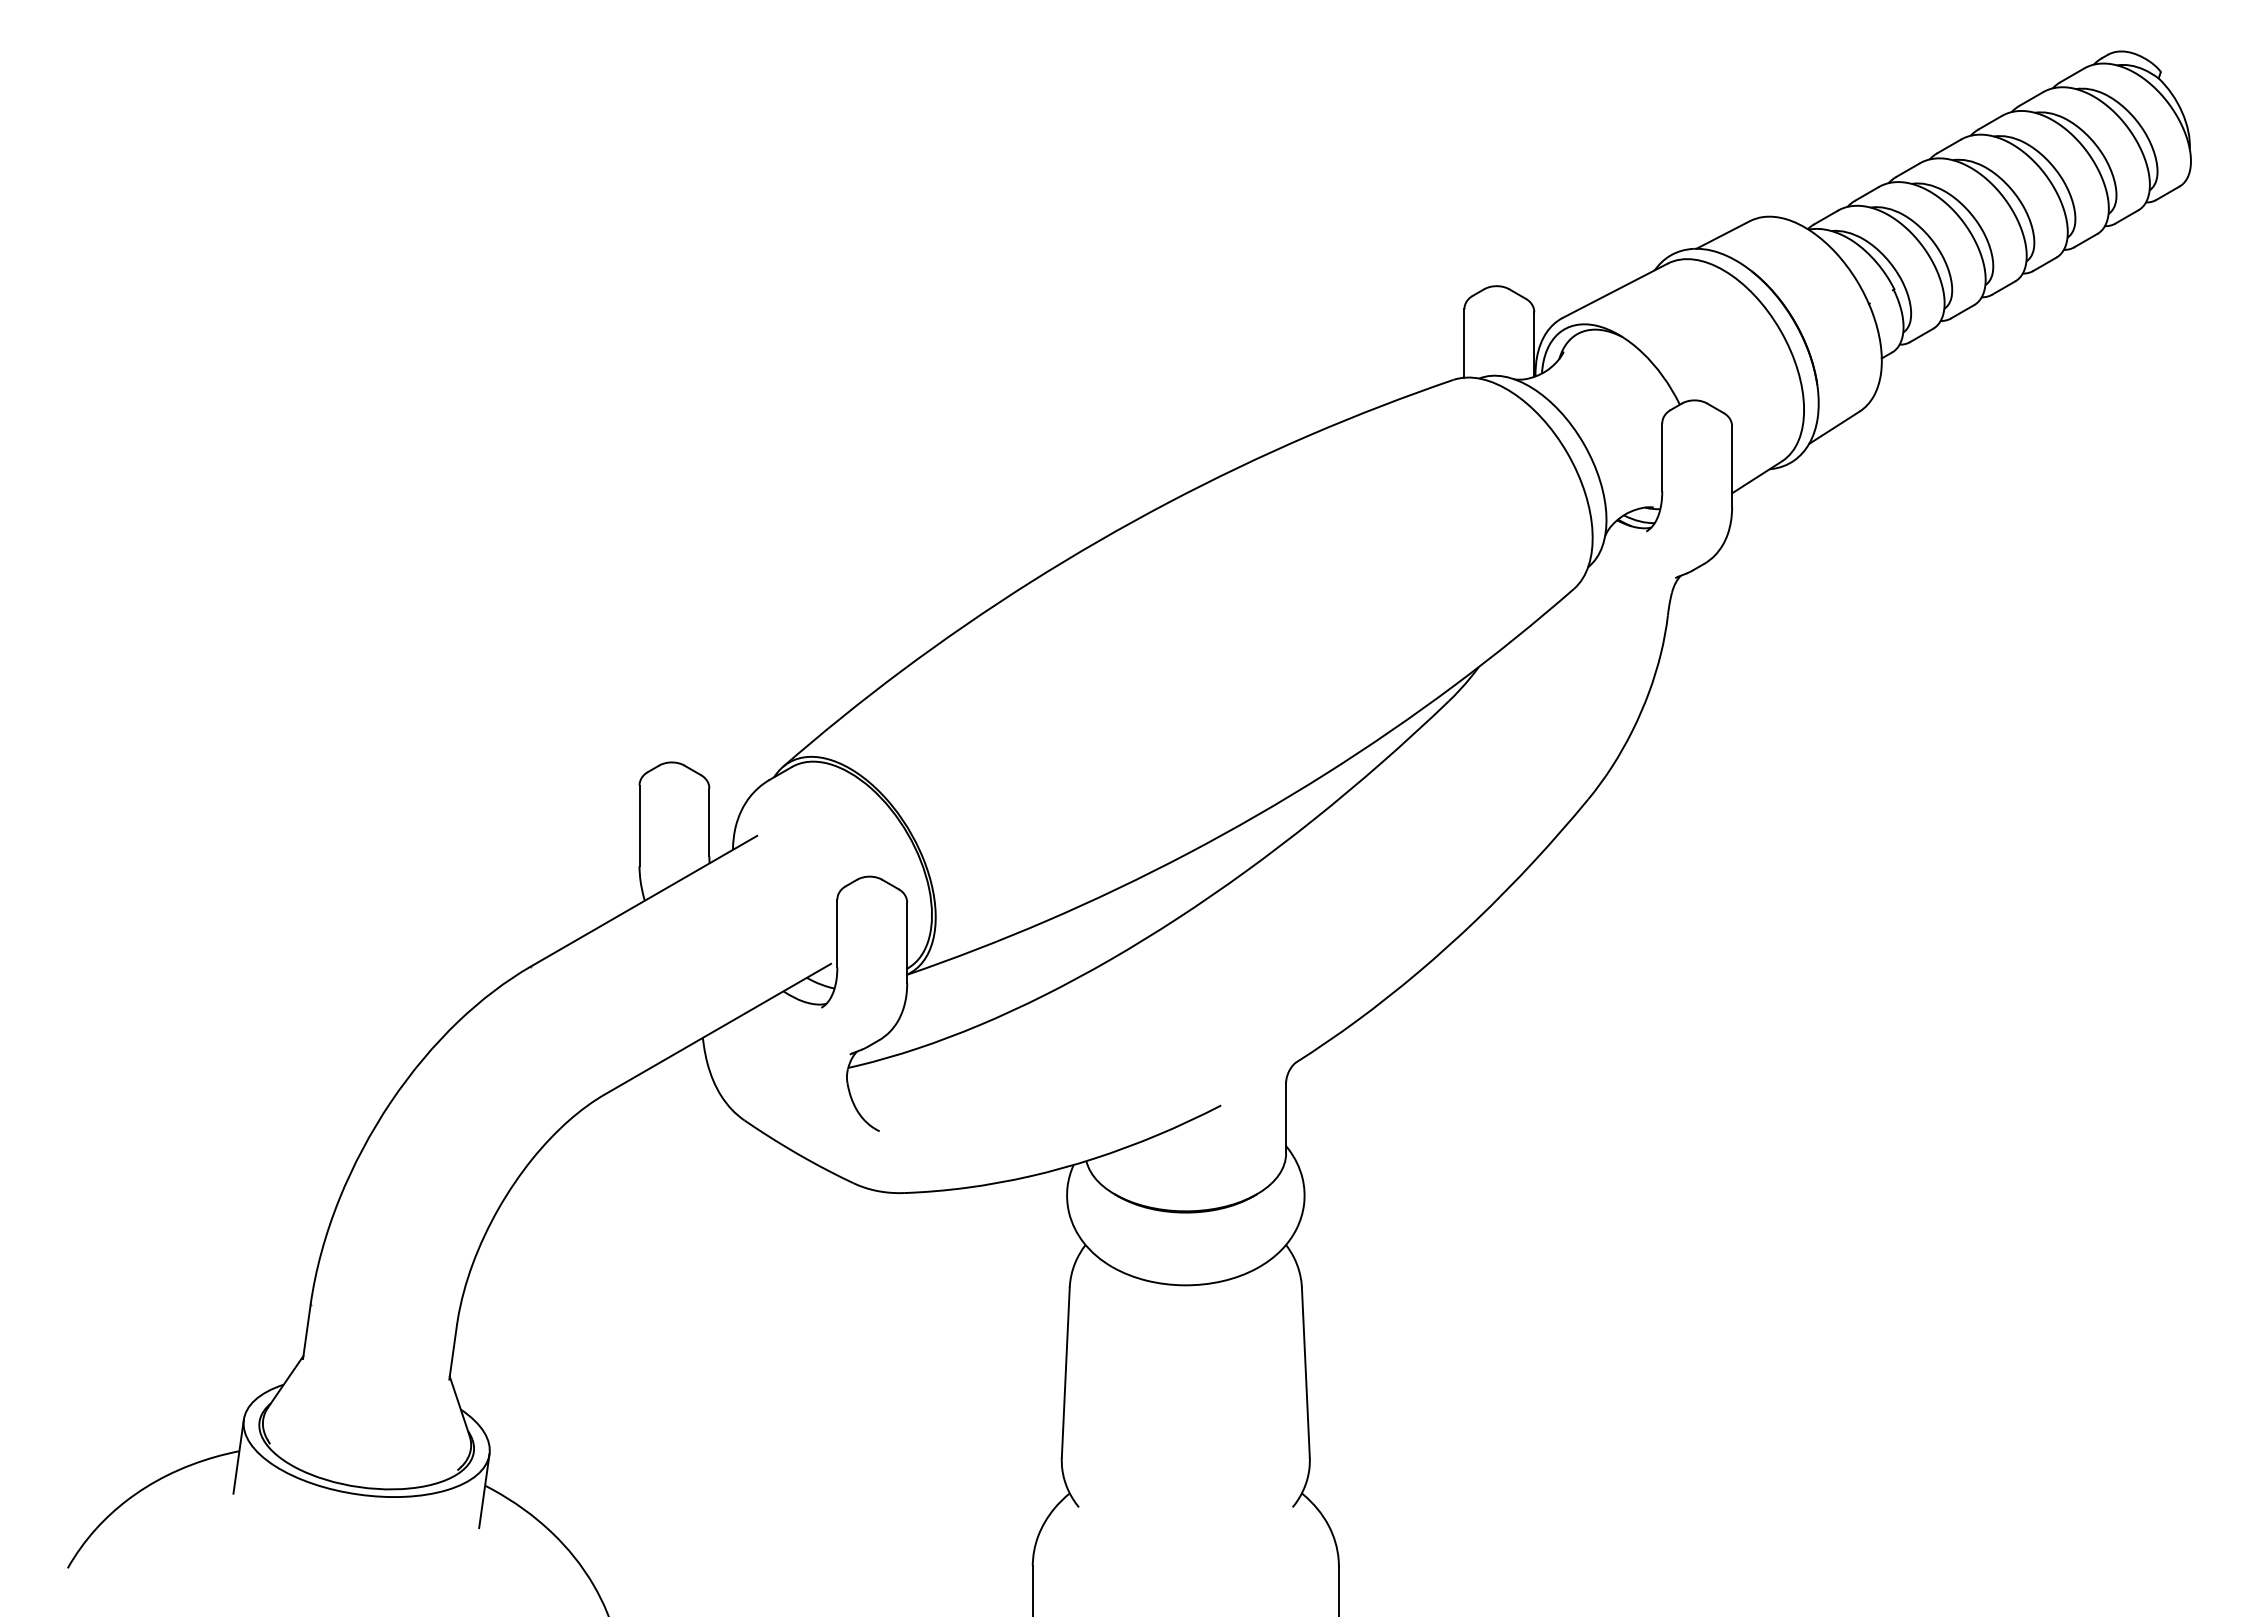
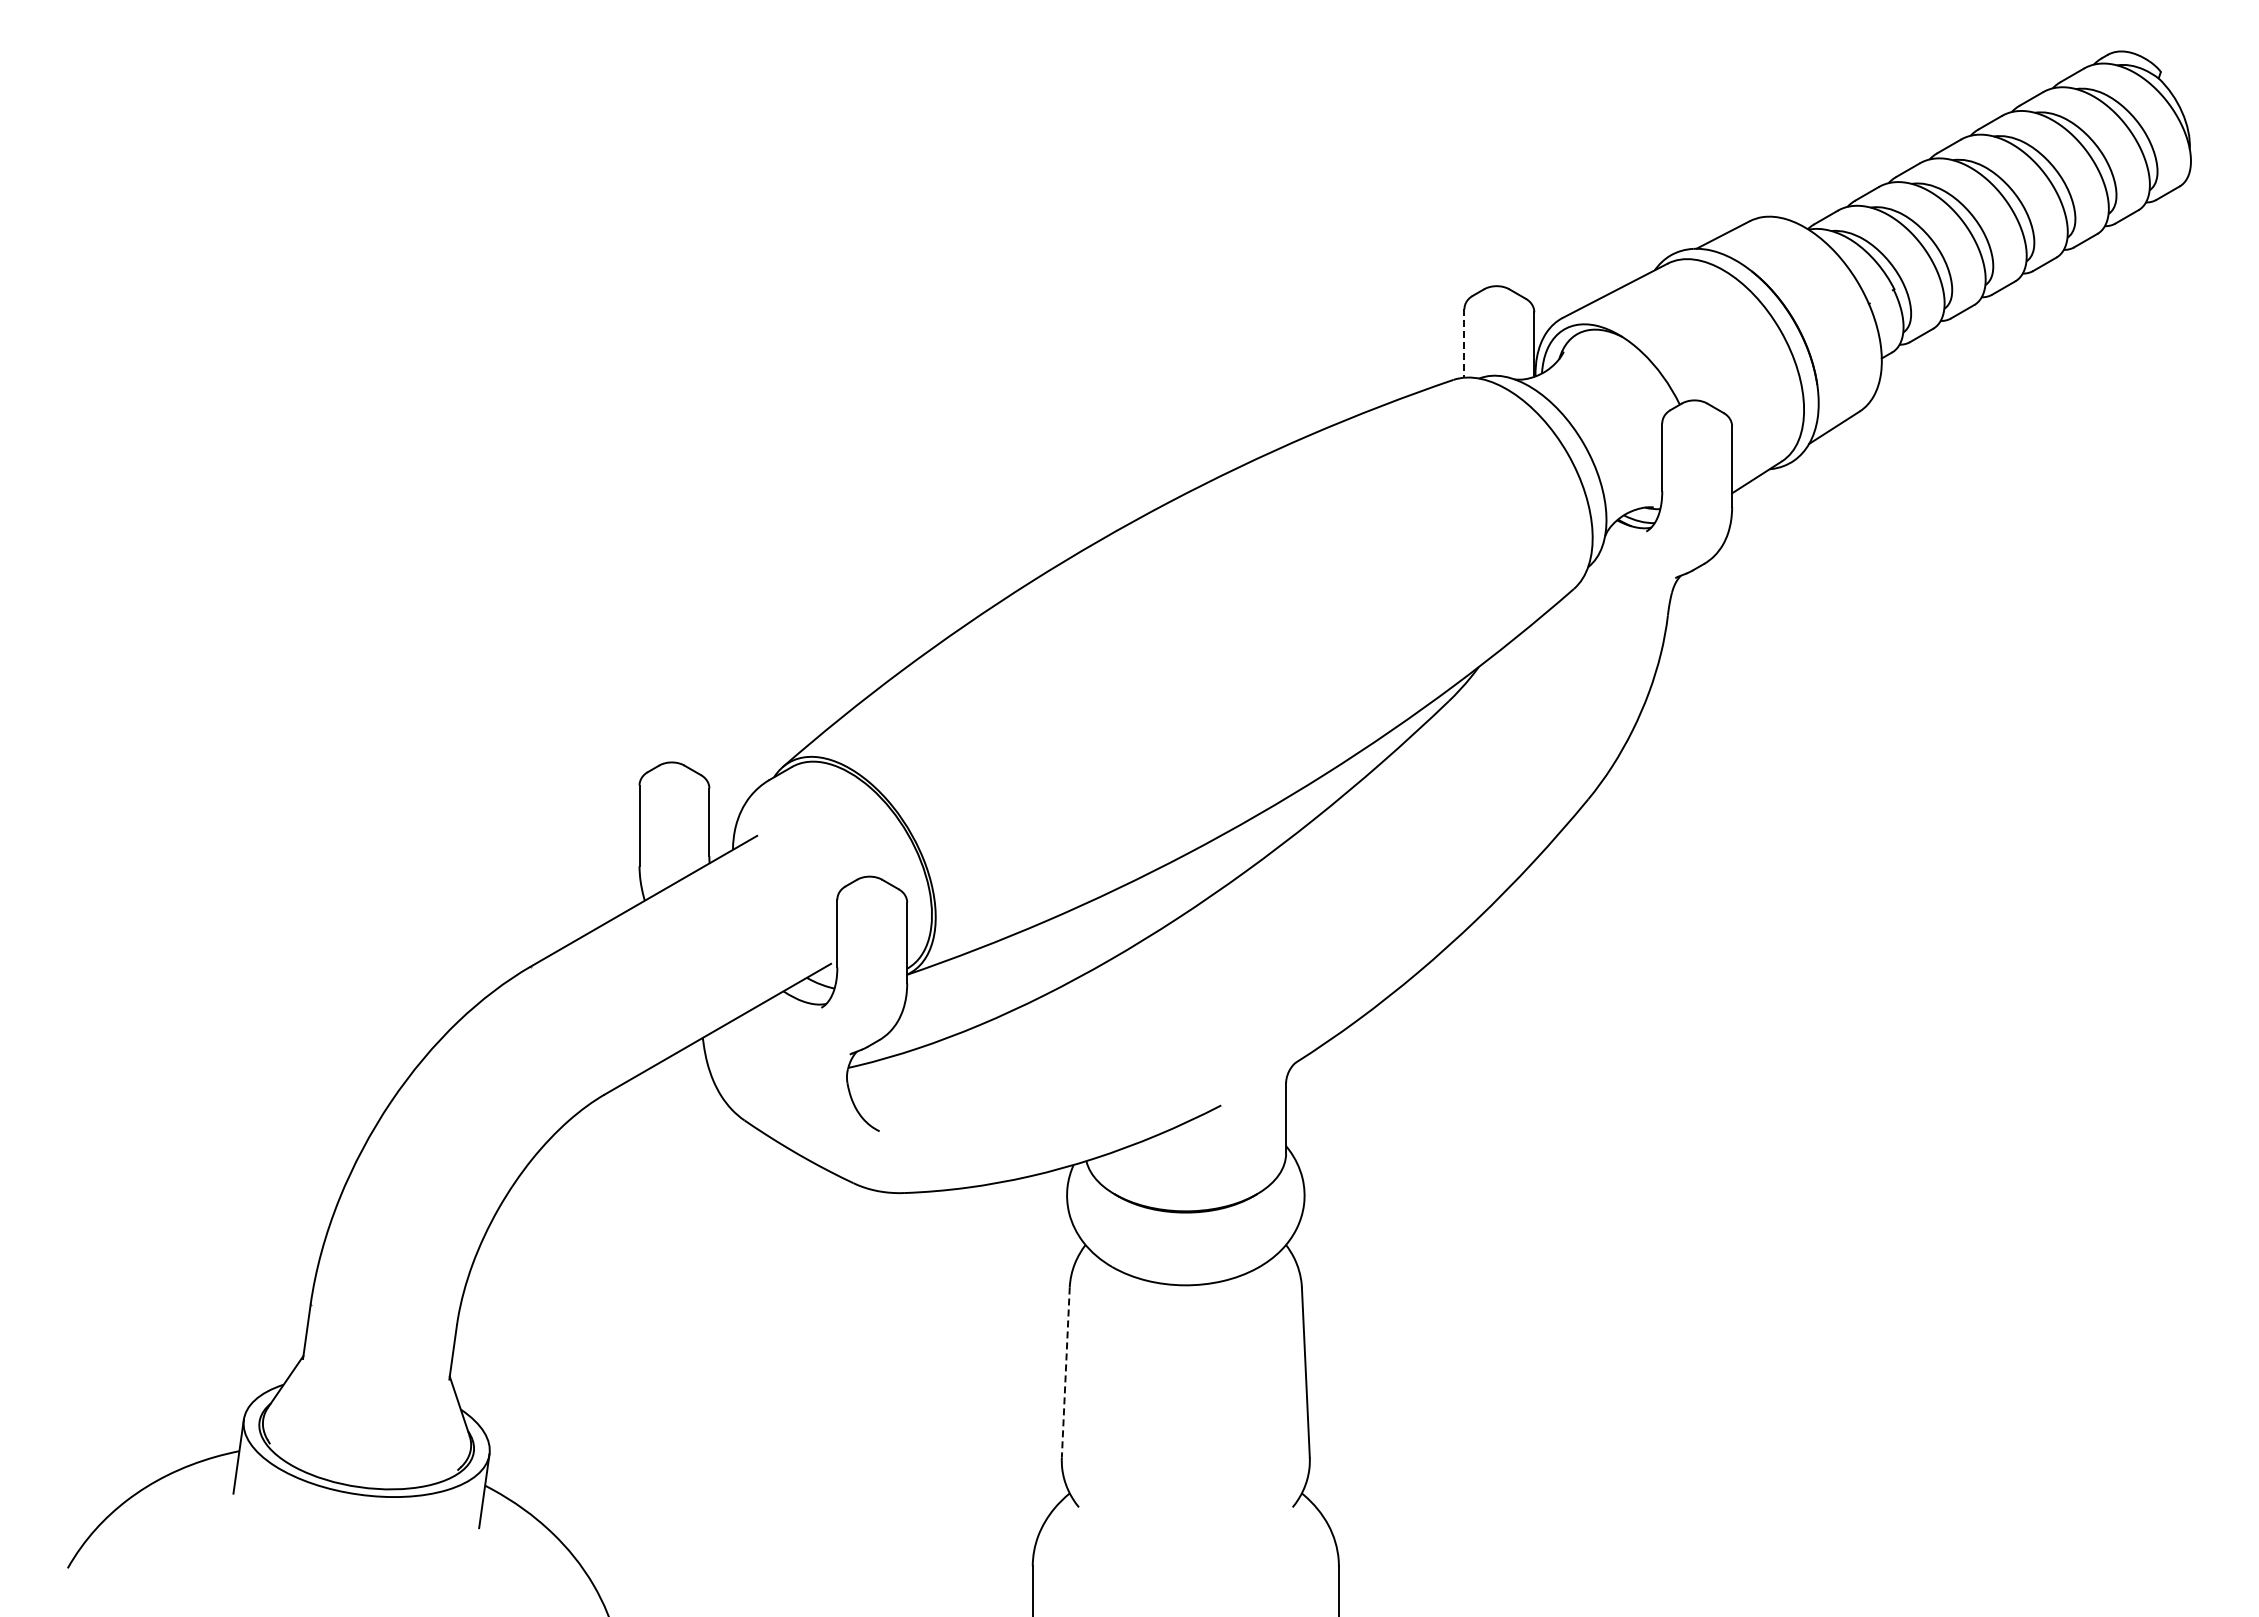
line: solid -> dashed (1464, 344)
line: solid -> dashed (1065, 1372)
